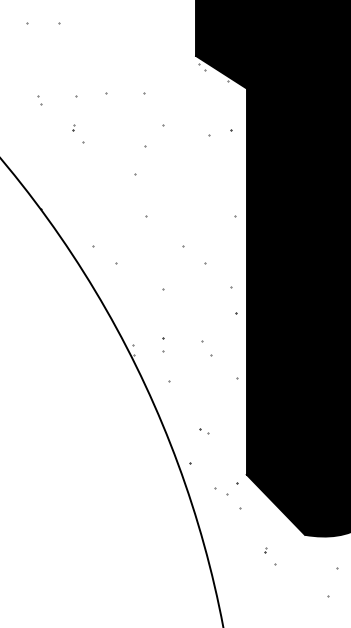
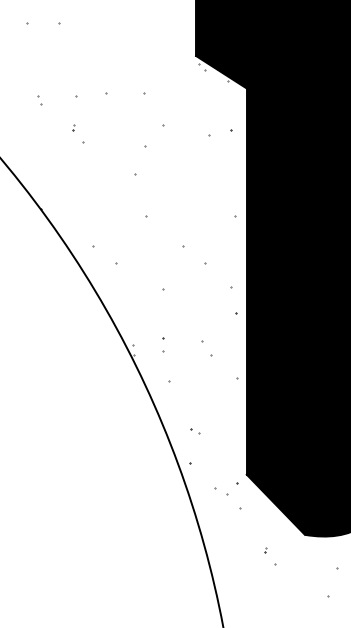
part position: (204, 431) -> (195, 431) (195, 431)
